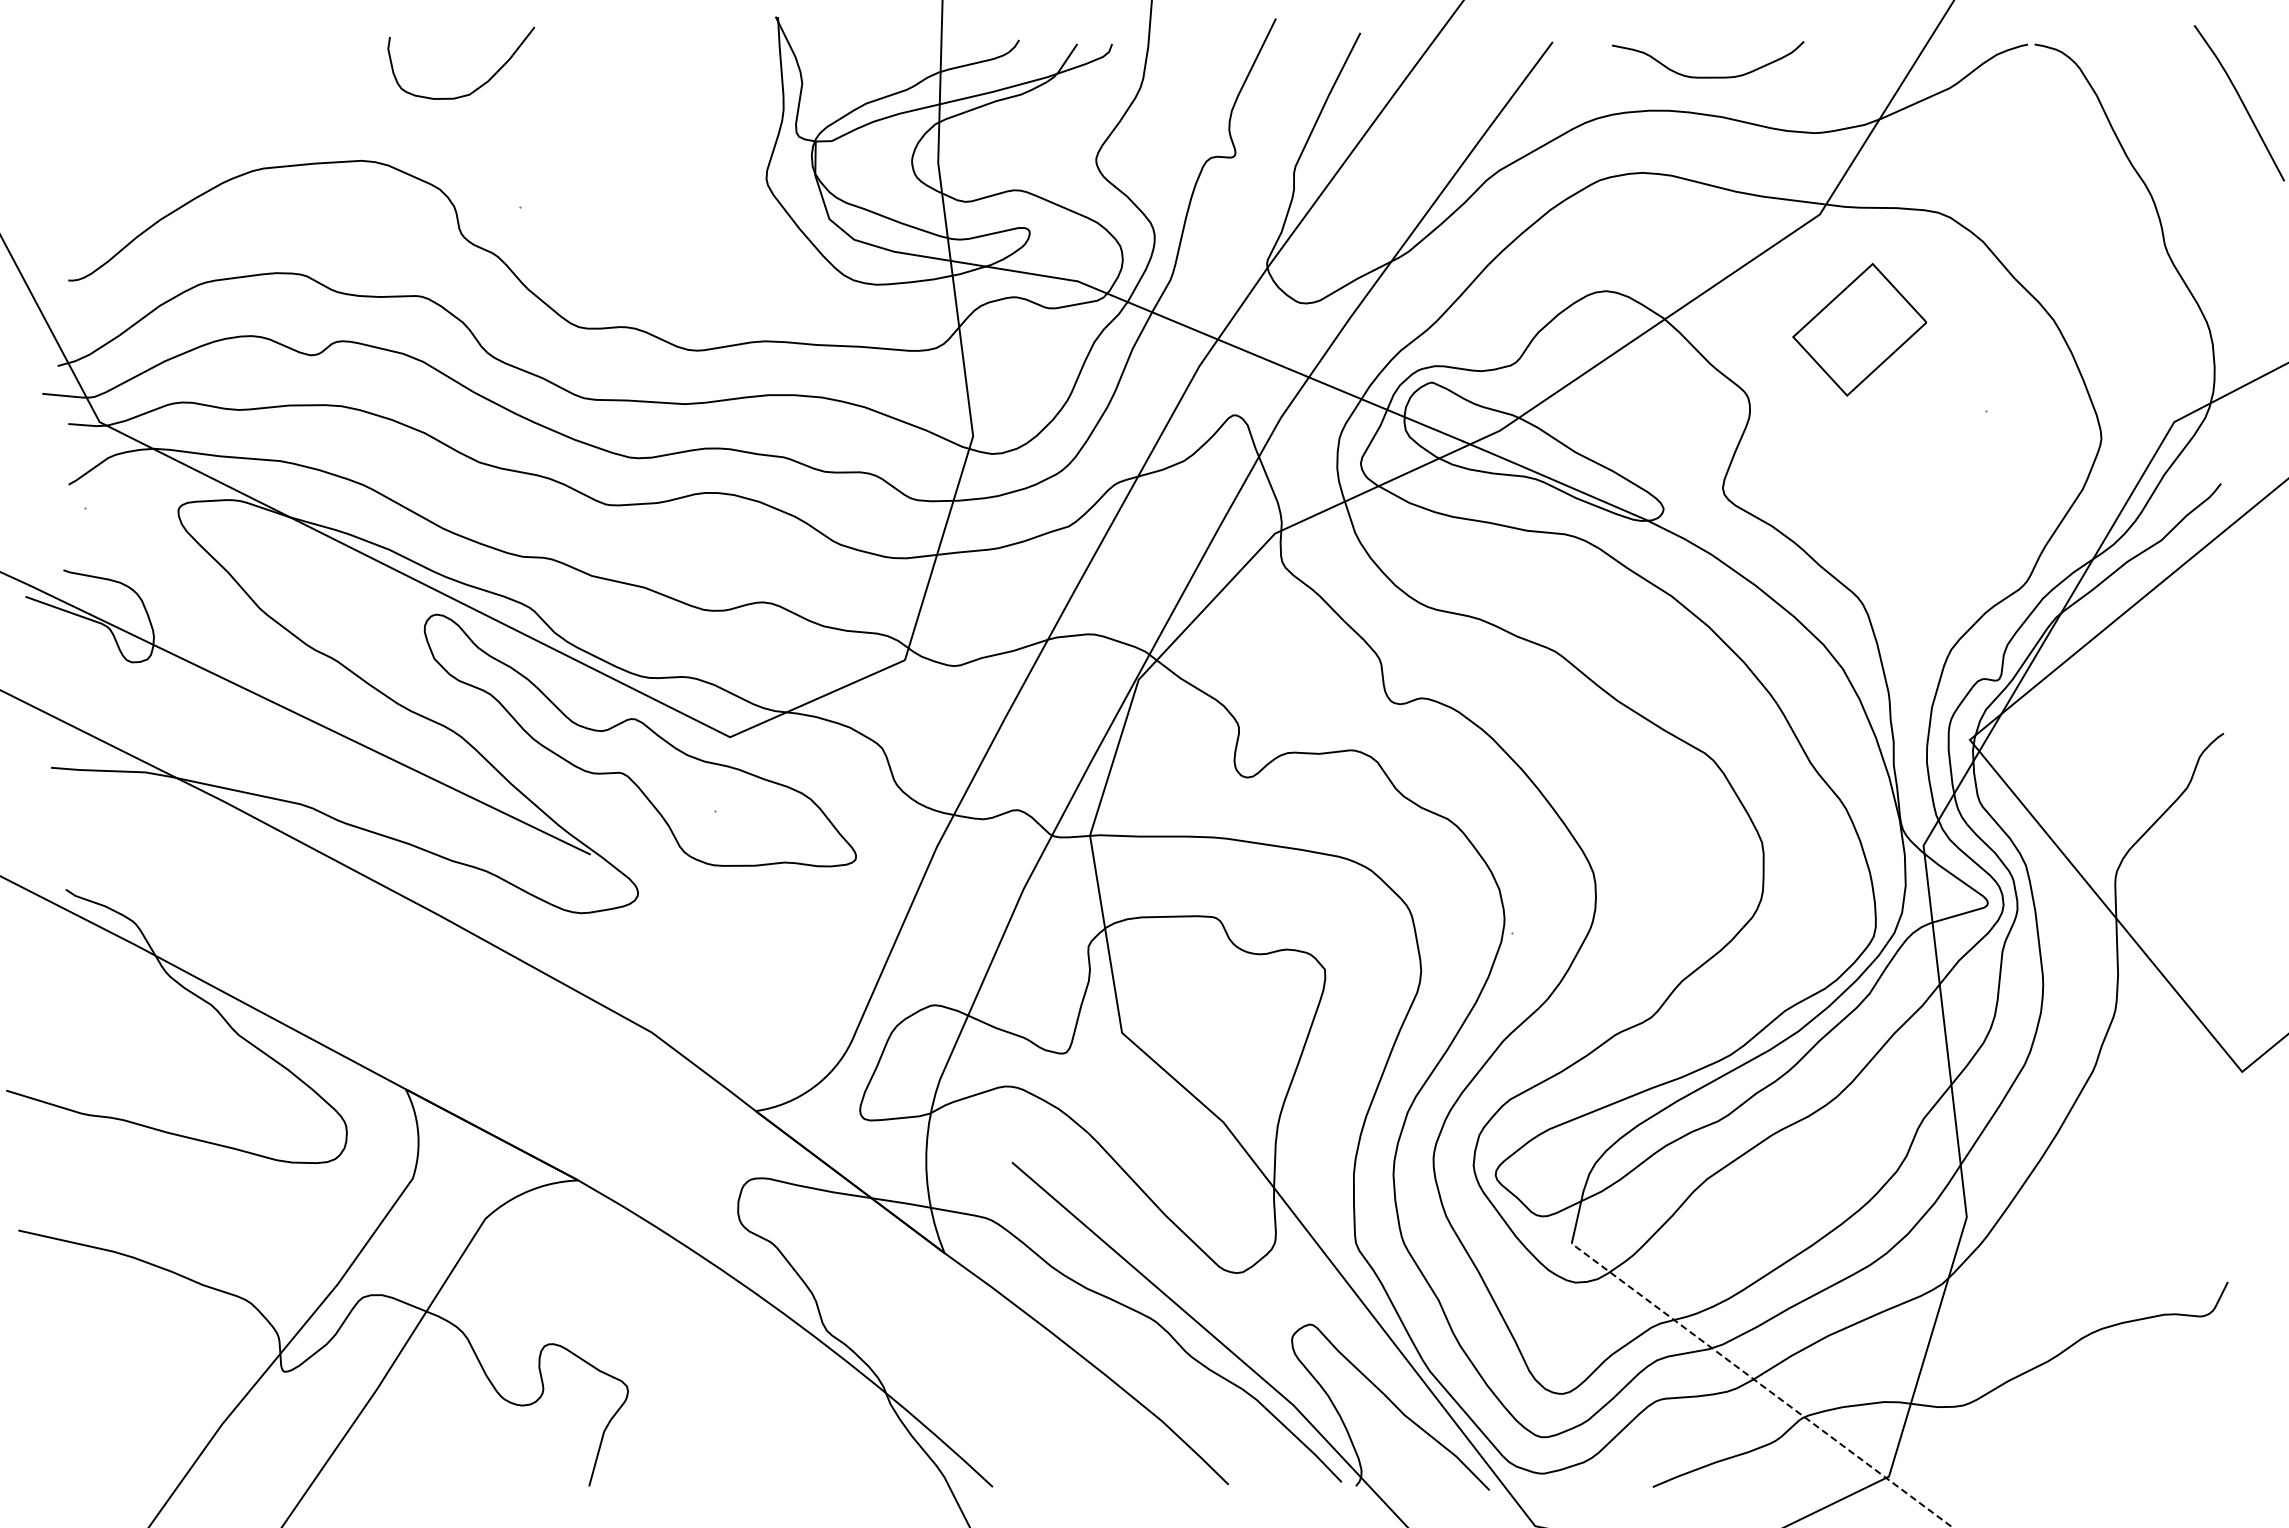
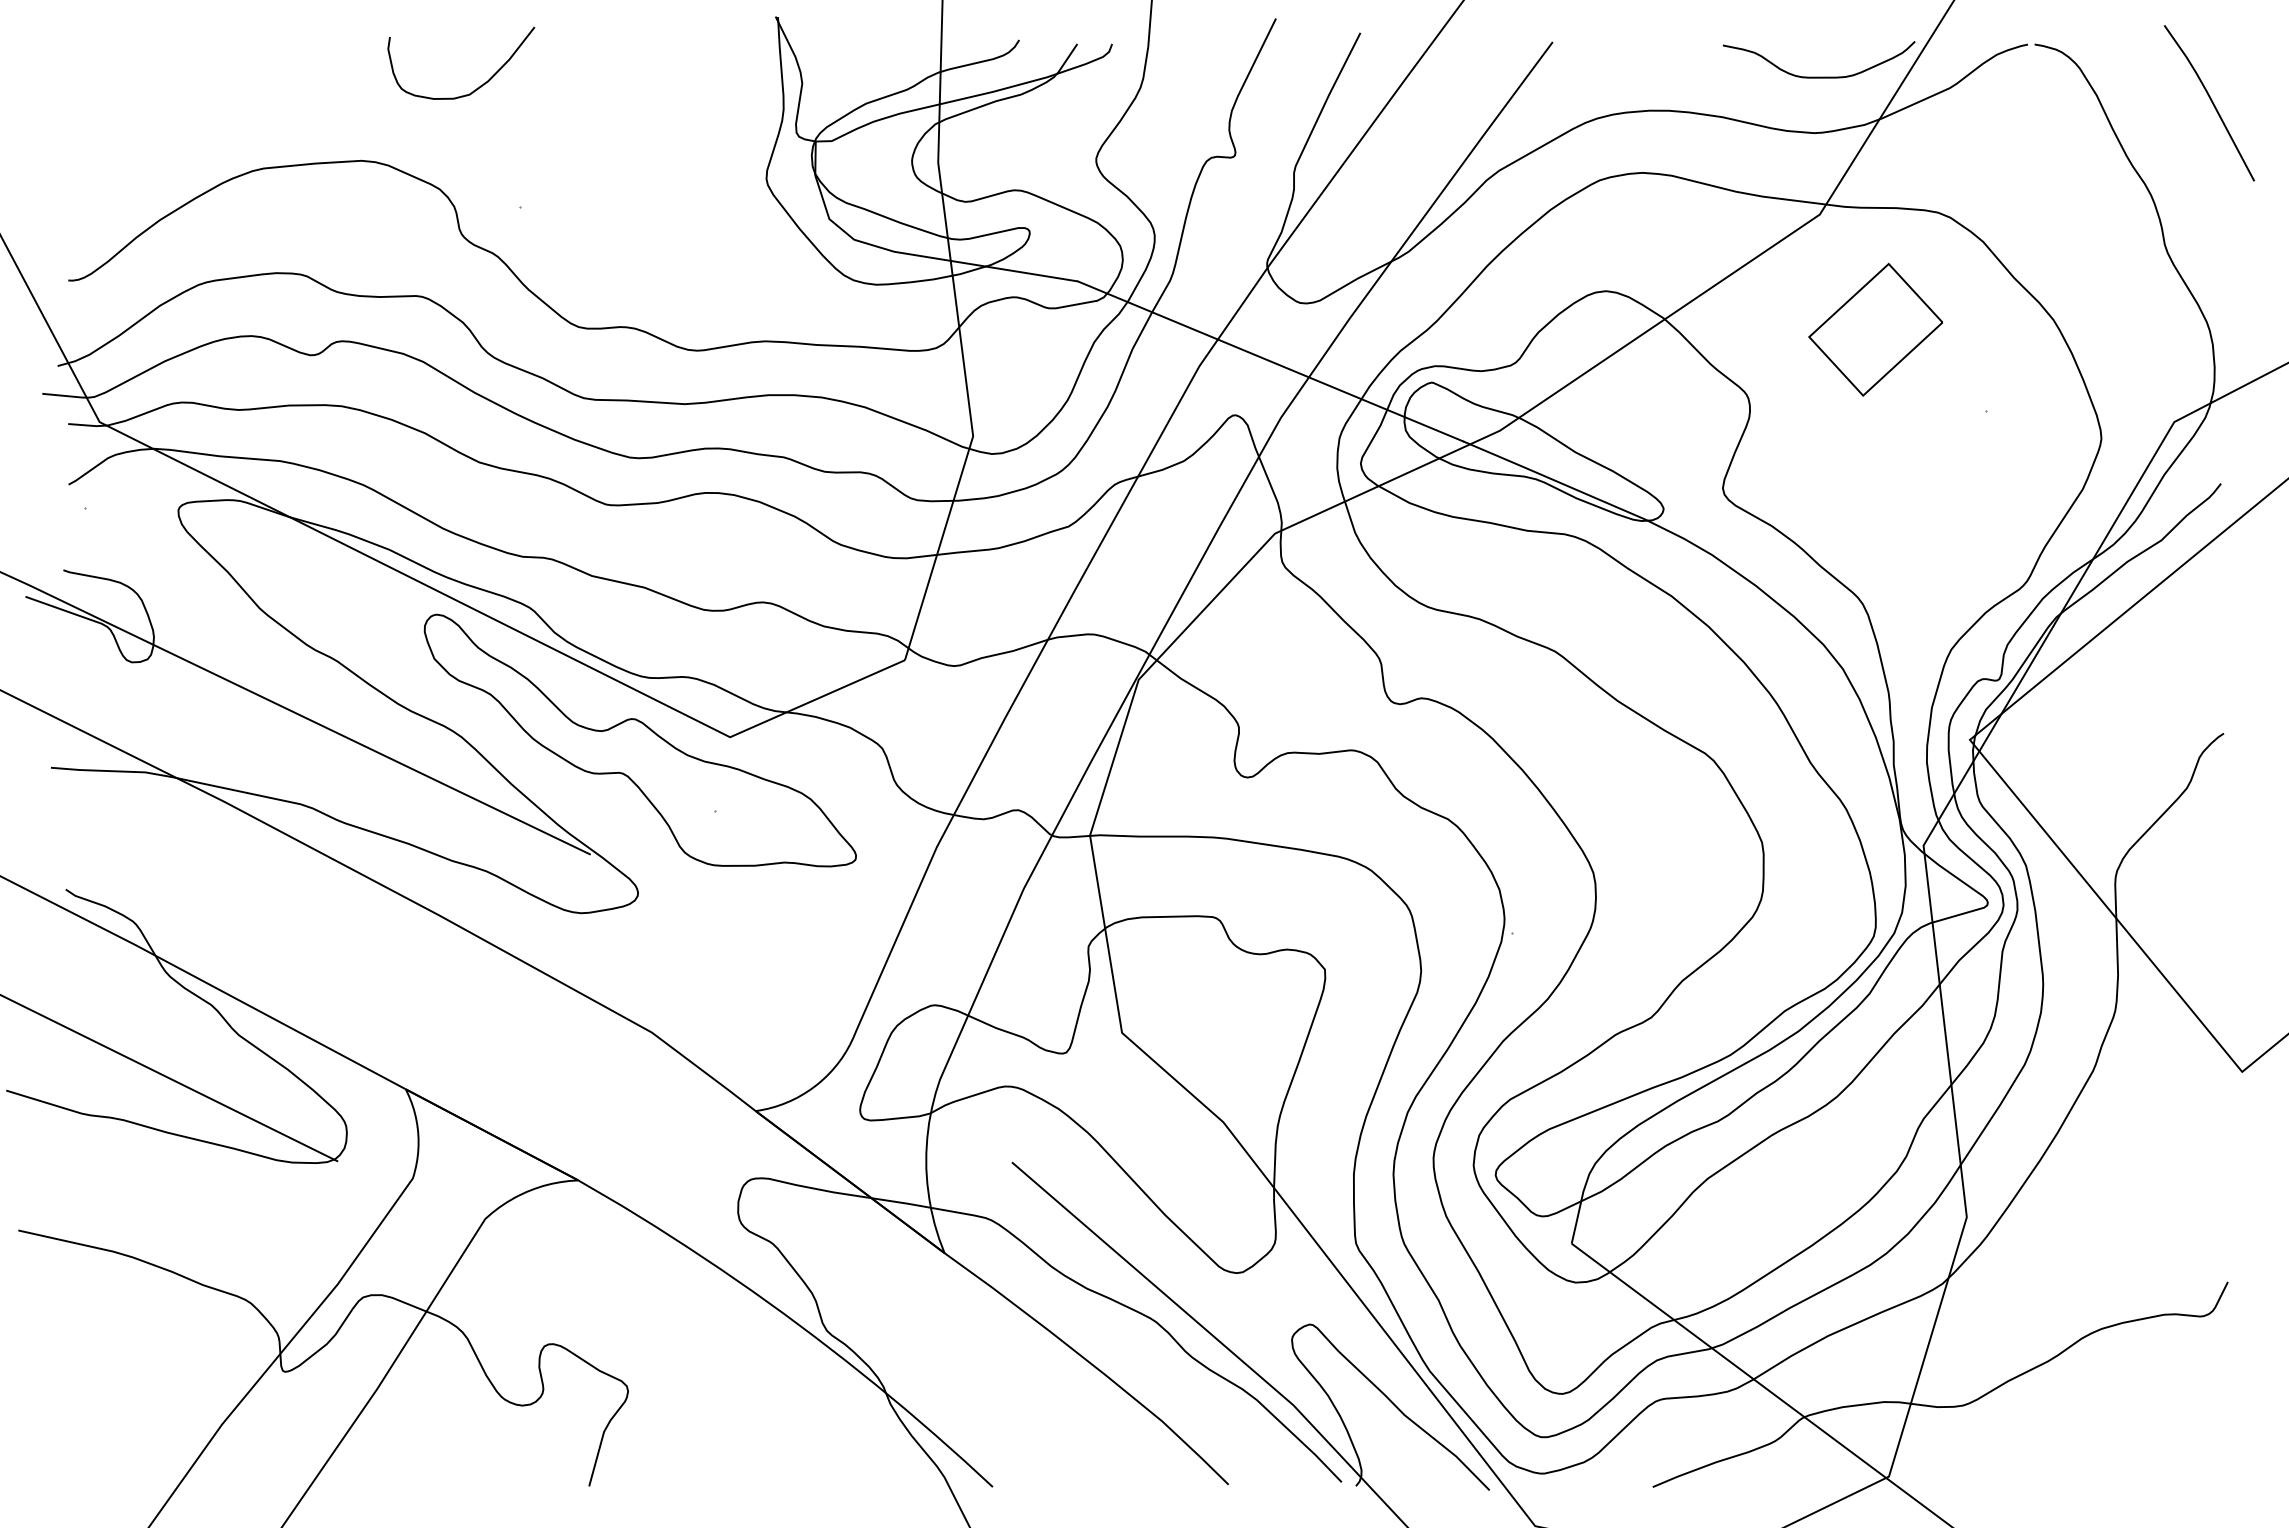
curve position: (1708, 76) -> (1819, 76) (1819, 76)
line position: (2241, 102) -> (2211, 102) (2211, 102)
part position: (1859, 329) -> (1875, 329) (1875, 329)
line: none -> present (169, 1078)
line: dashed -> solid (1762, 1385)
